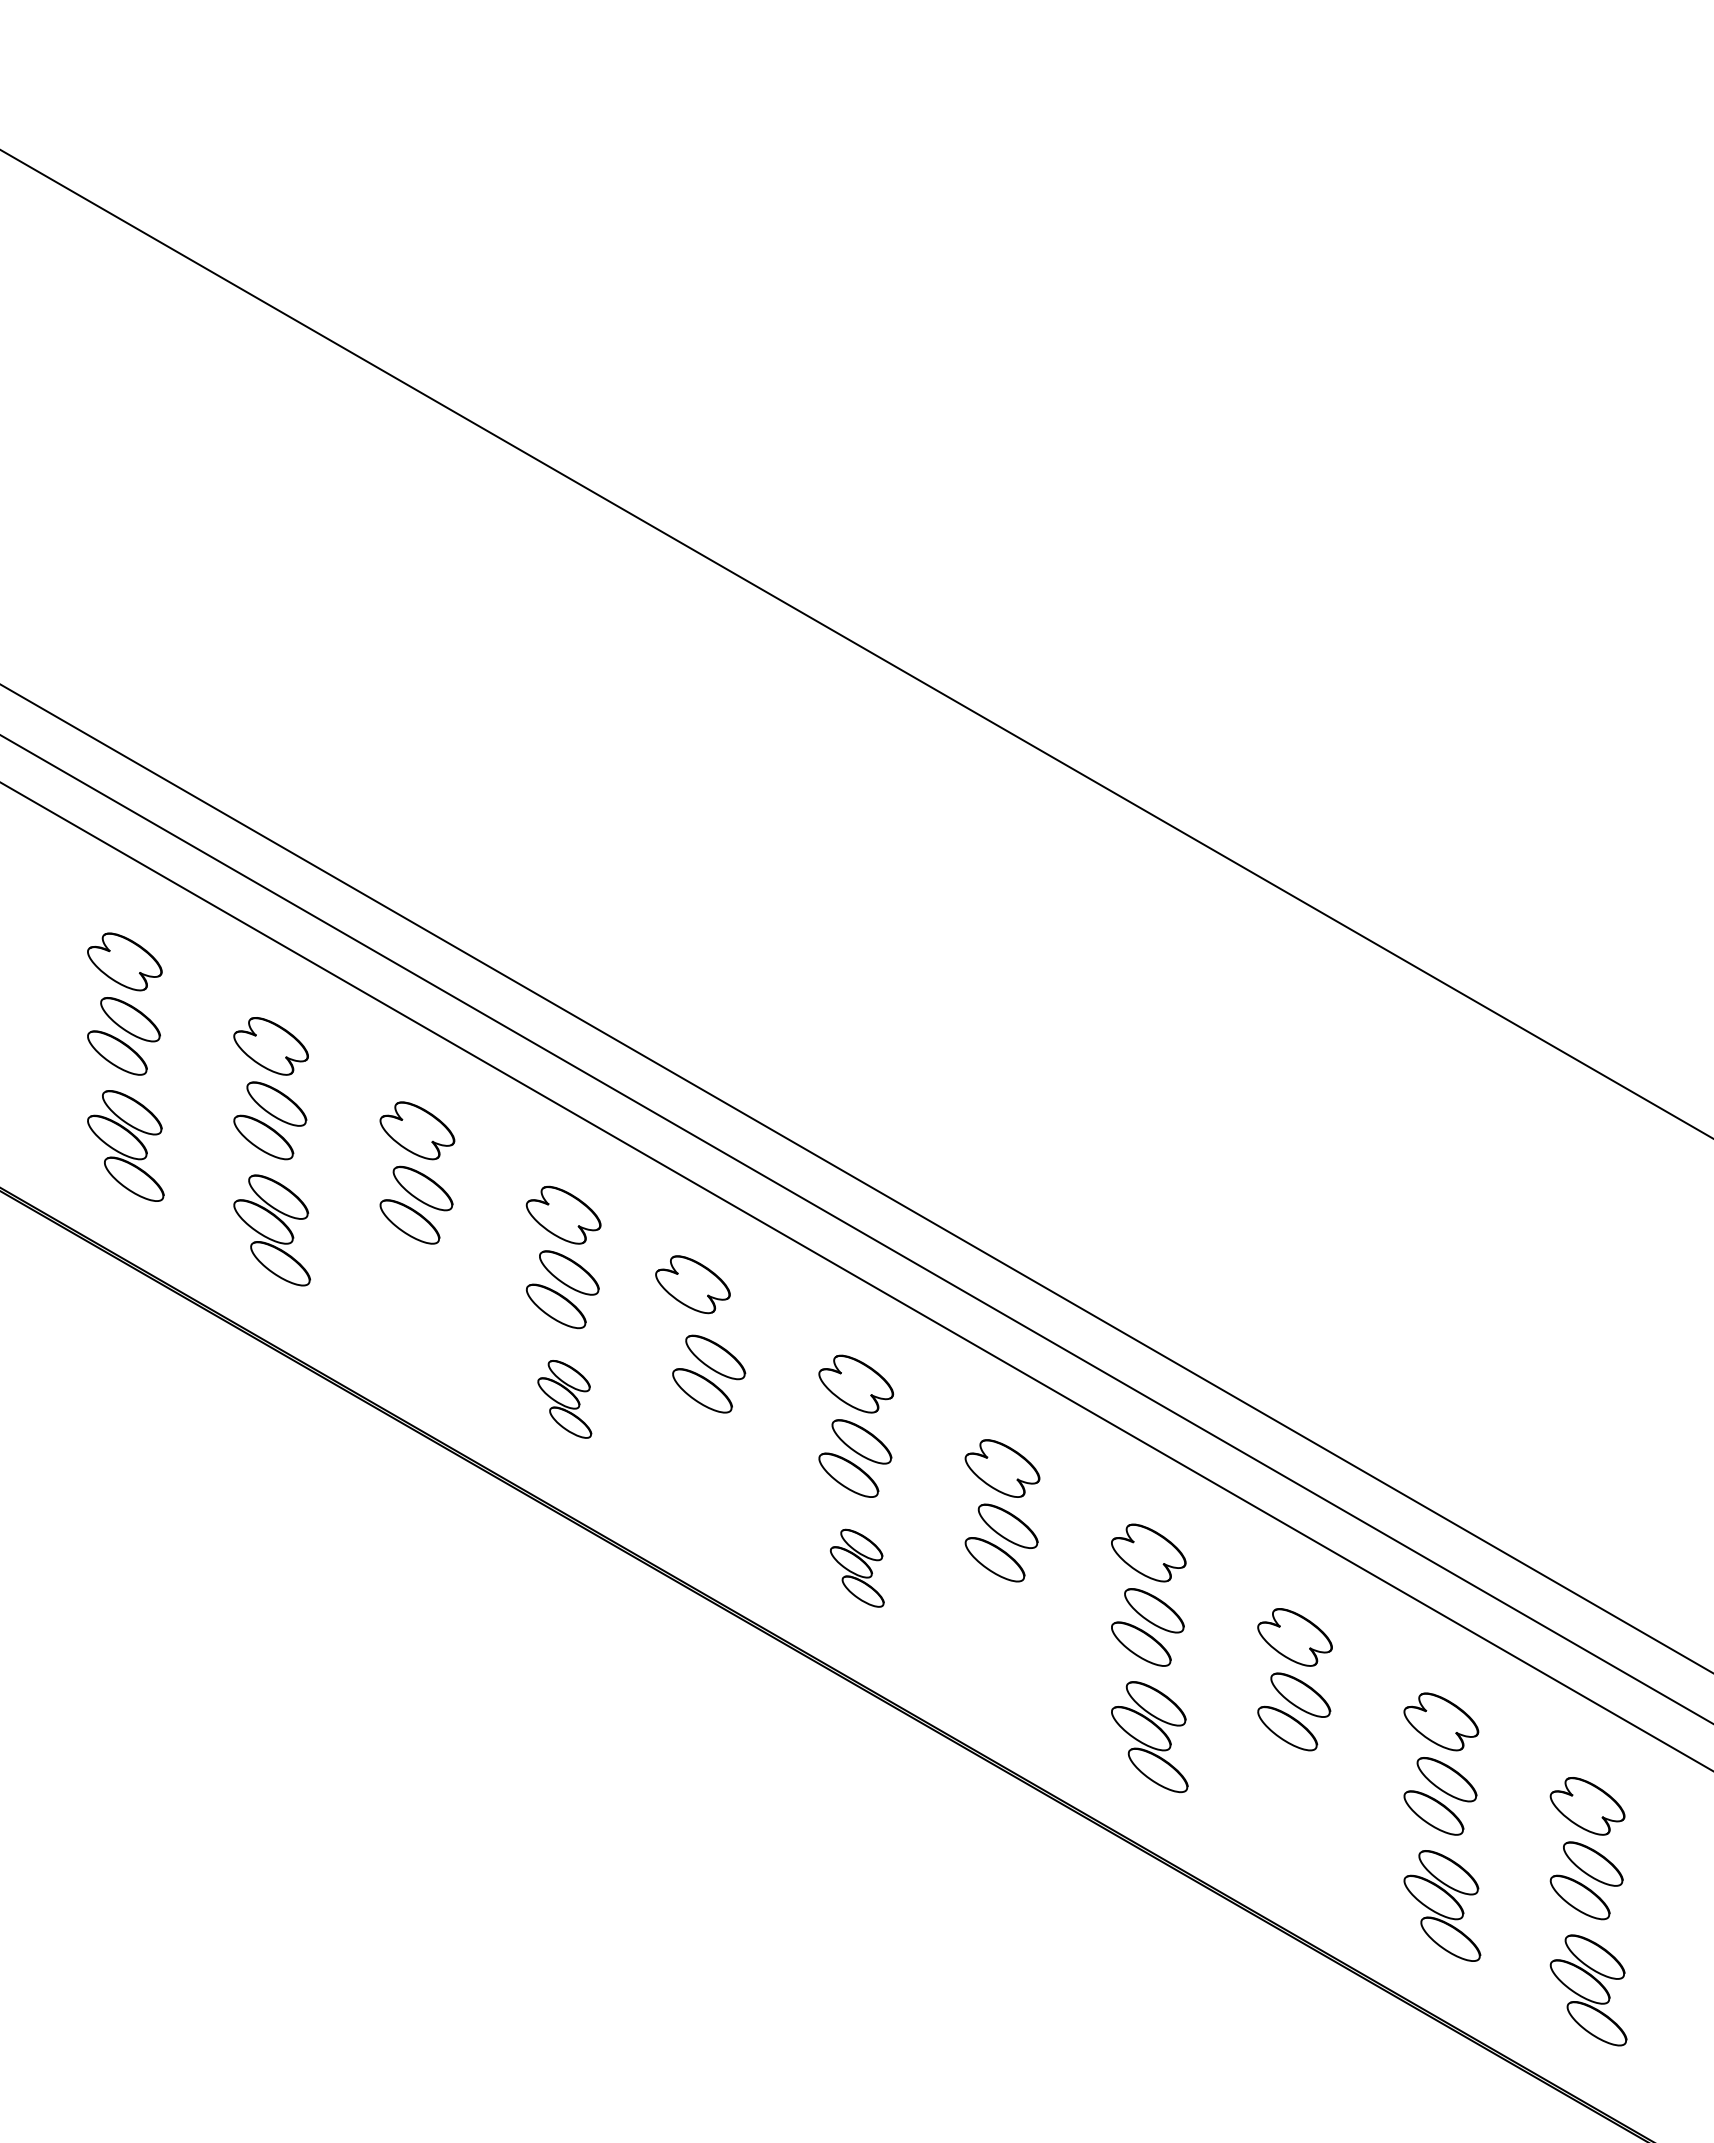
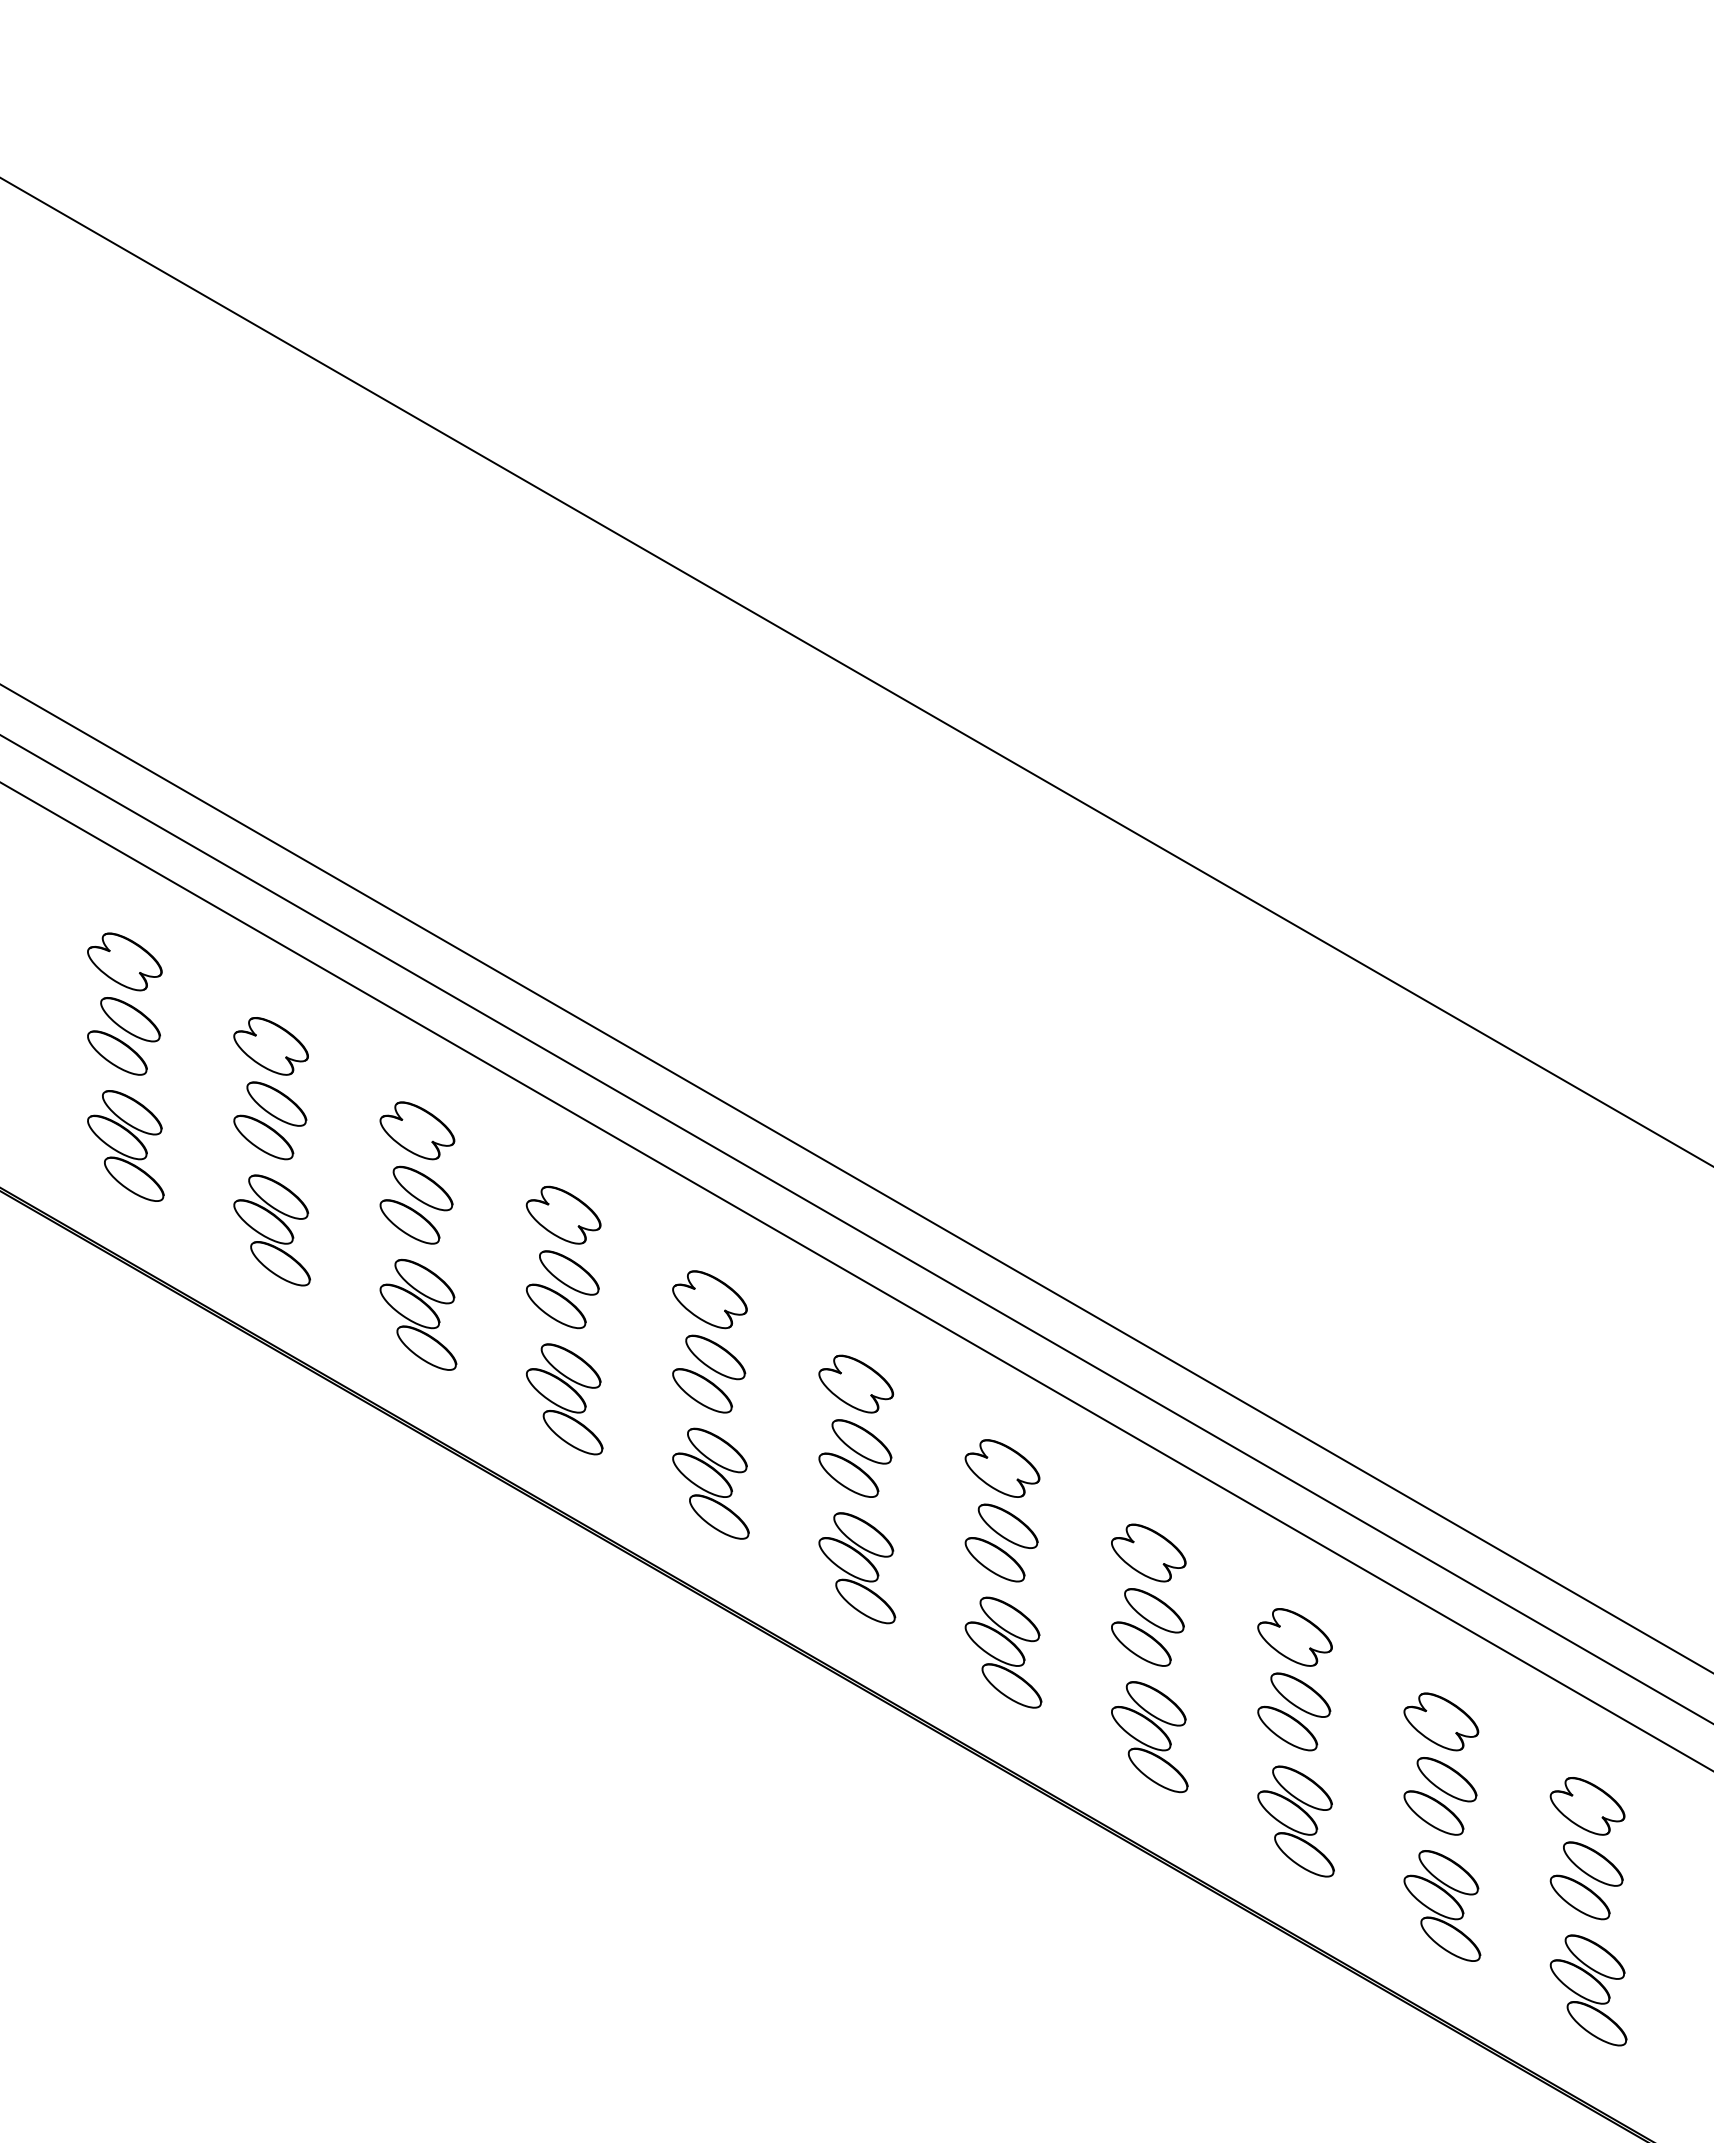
line position: (856, 644) -> (856, 672) (856, 672)
part position: (692, 1284) -> (709, 1299) (709, 1299)
part: none -> present (418, 1314)
part size: 56x79 px -> 78x113 px (564, 1399)
part: none -> present (710, 1483)
part size: 55x80 px -> 79x113 px (857, 1568)
part: none -> present (1003, 1652)
part: none -> present (1295, 1821)
